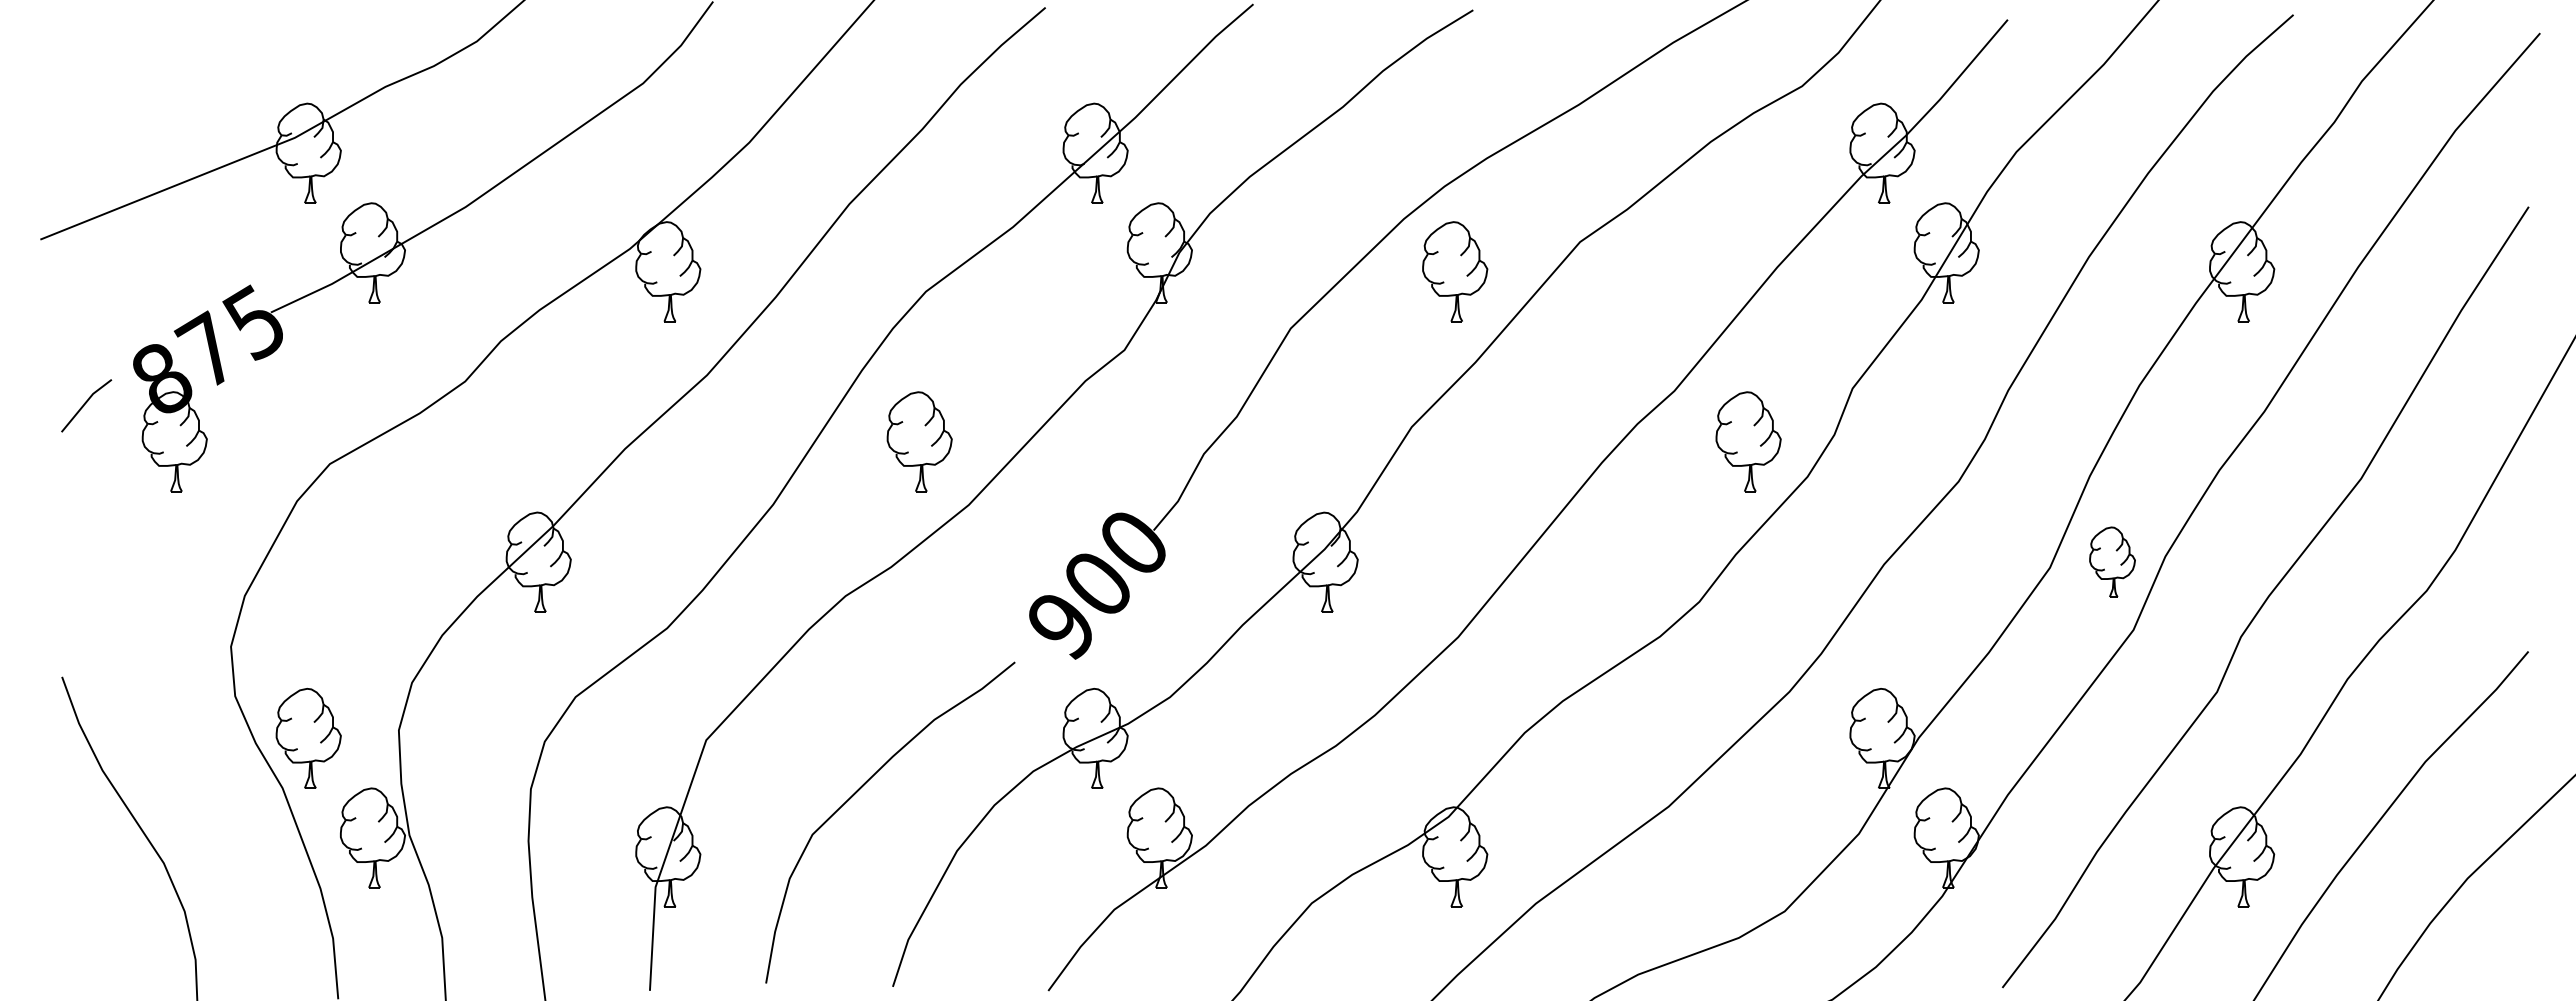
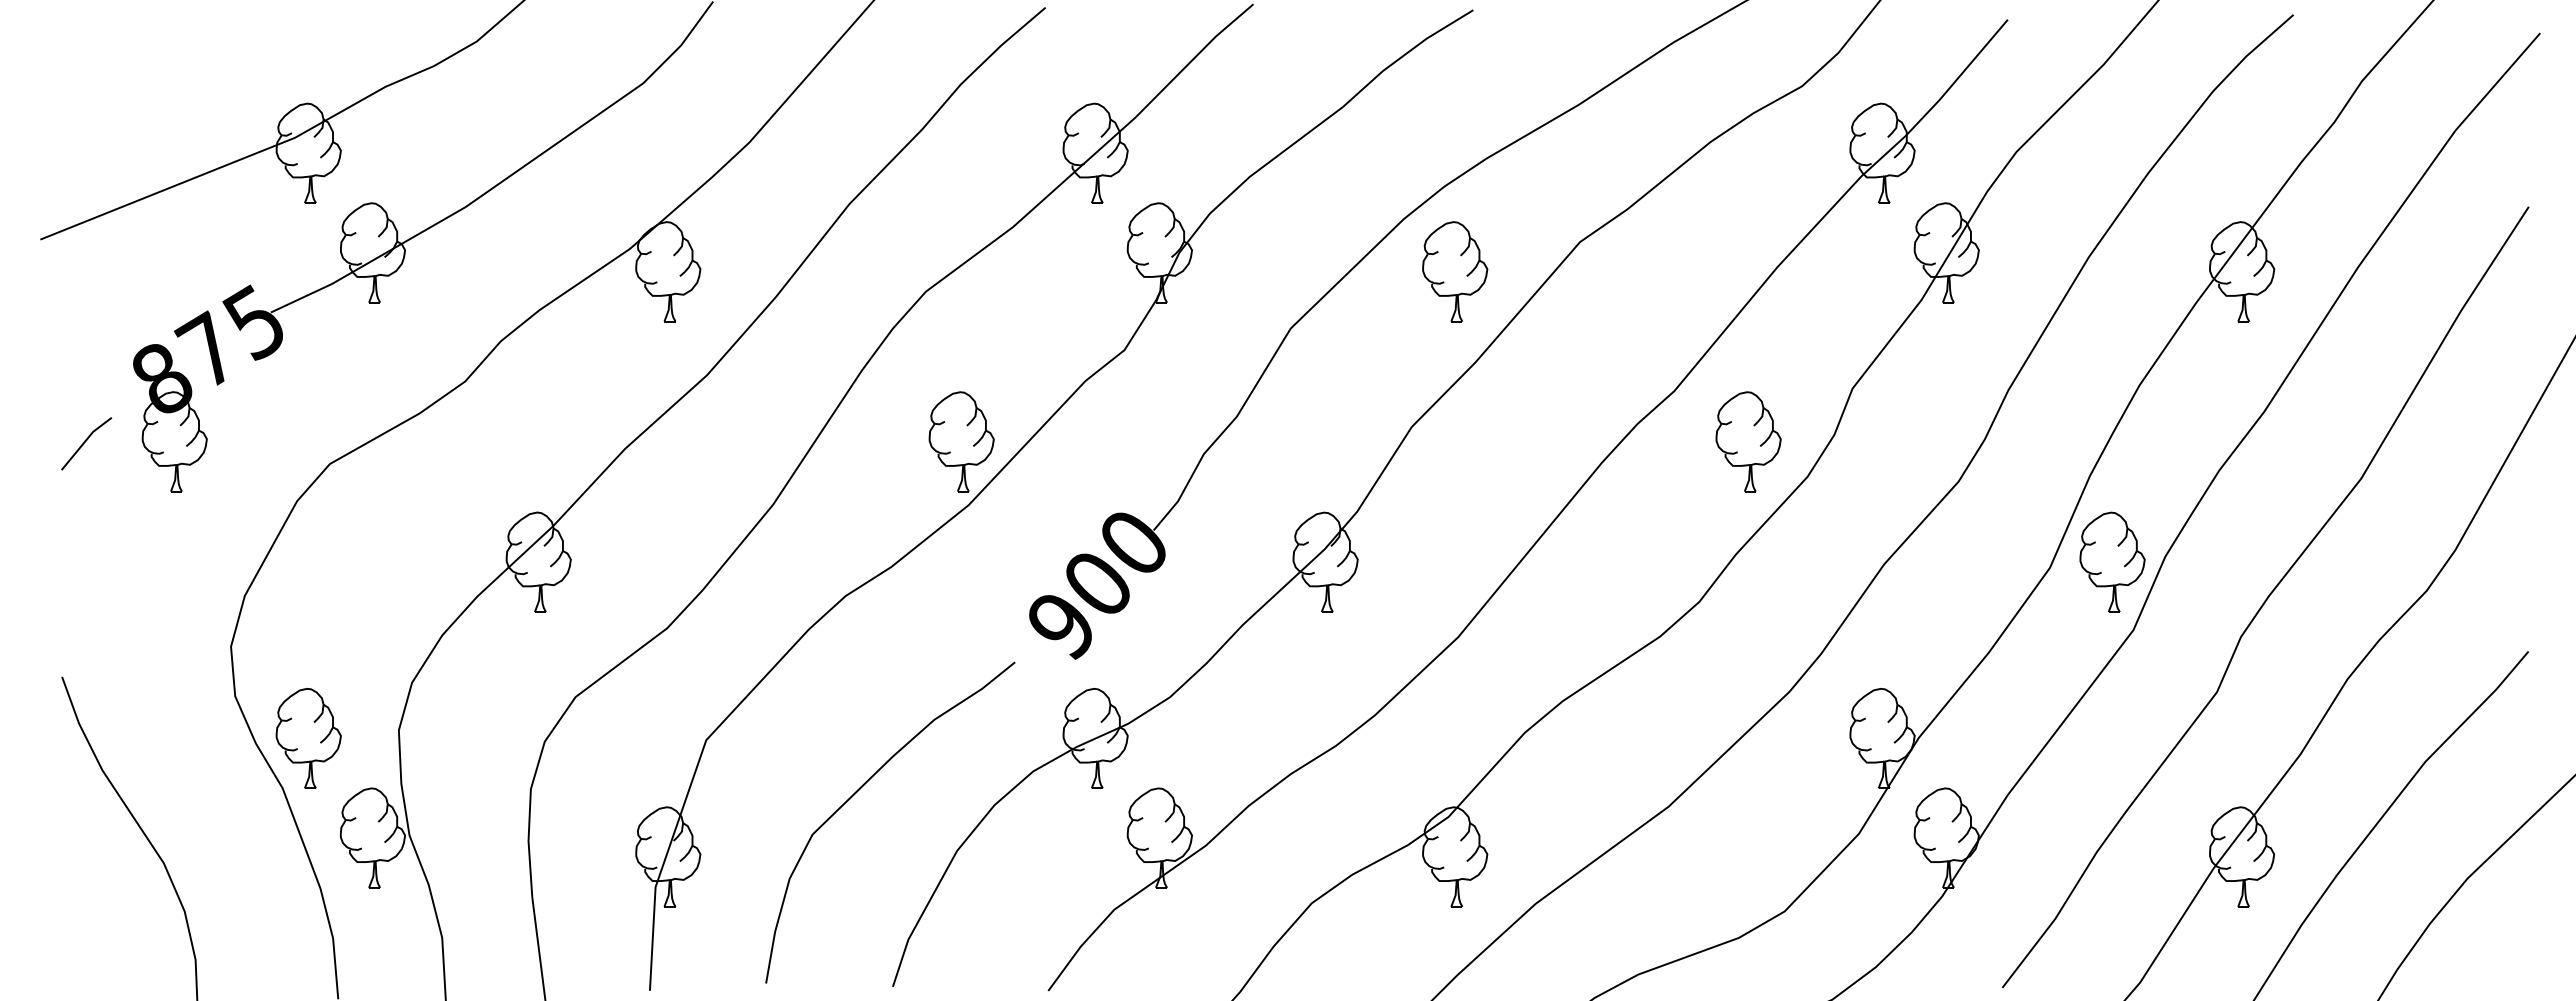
line position: (85, 404) -> (85, 442) (85, 442)
part position: (919, 441) -> (961, 441) (961, 441)
part size: 47x72 px -> 67x102 px (2112, 561)
